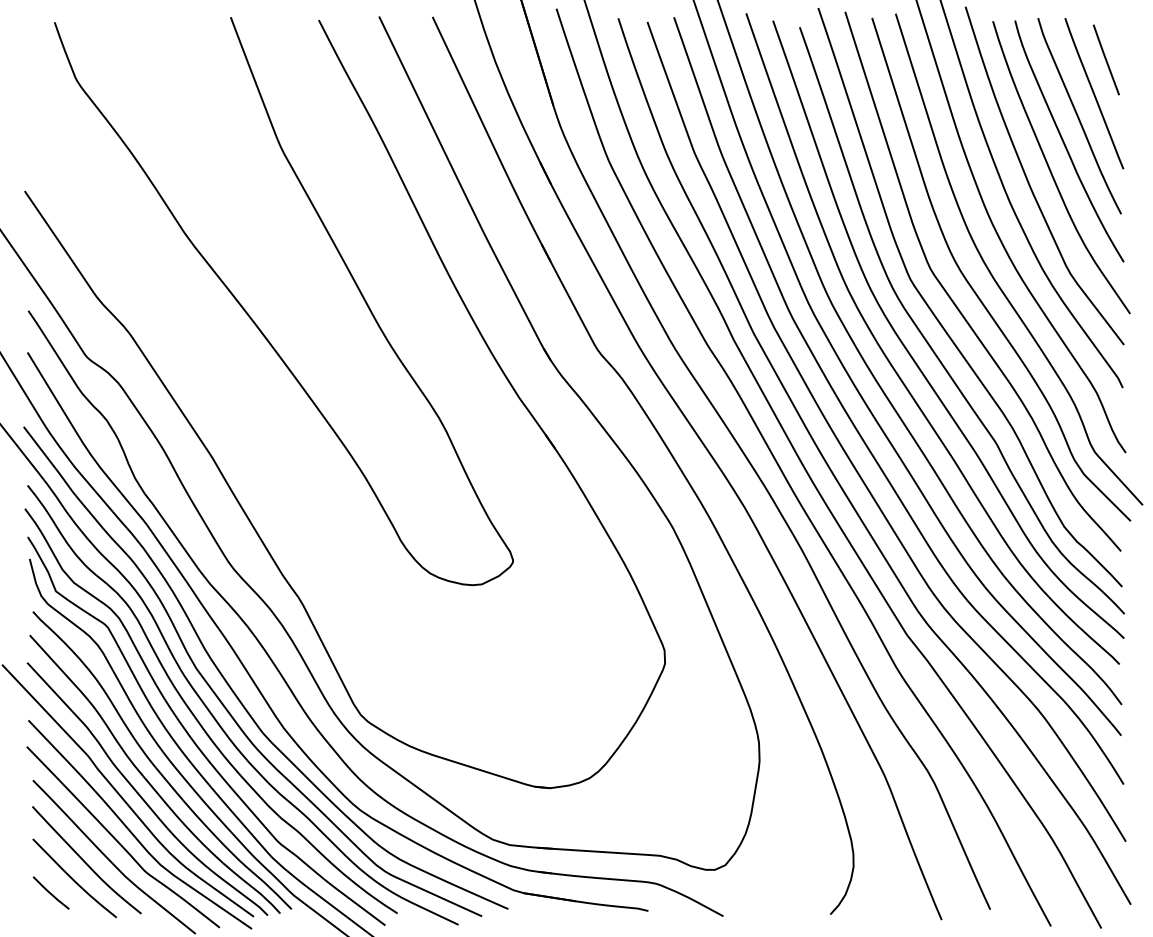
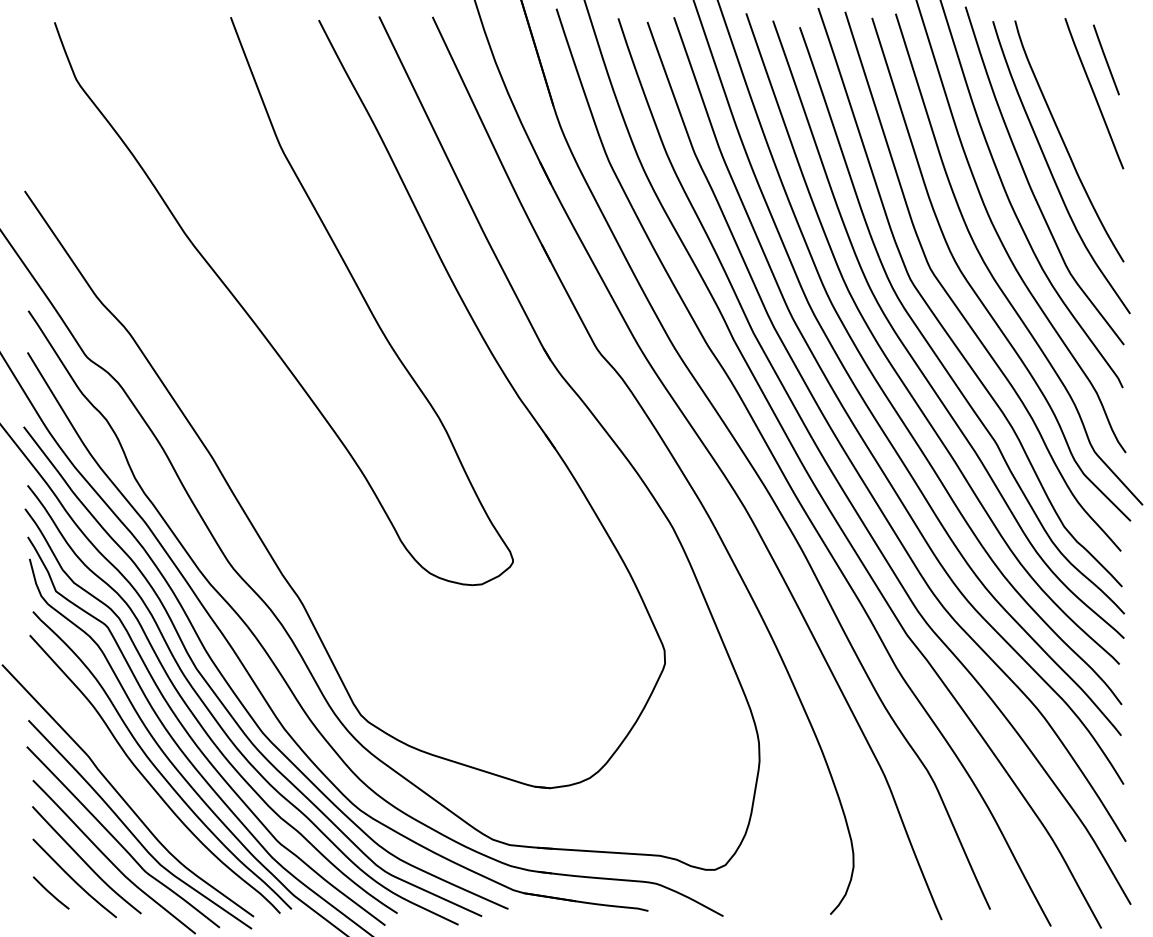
curve: present -> none (1078, 116)
curve: present -> none (140, 794)
